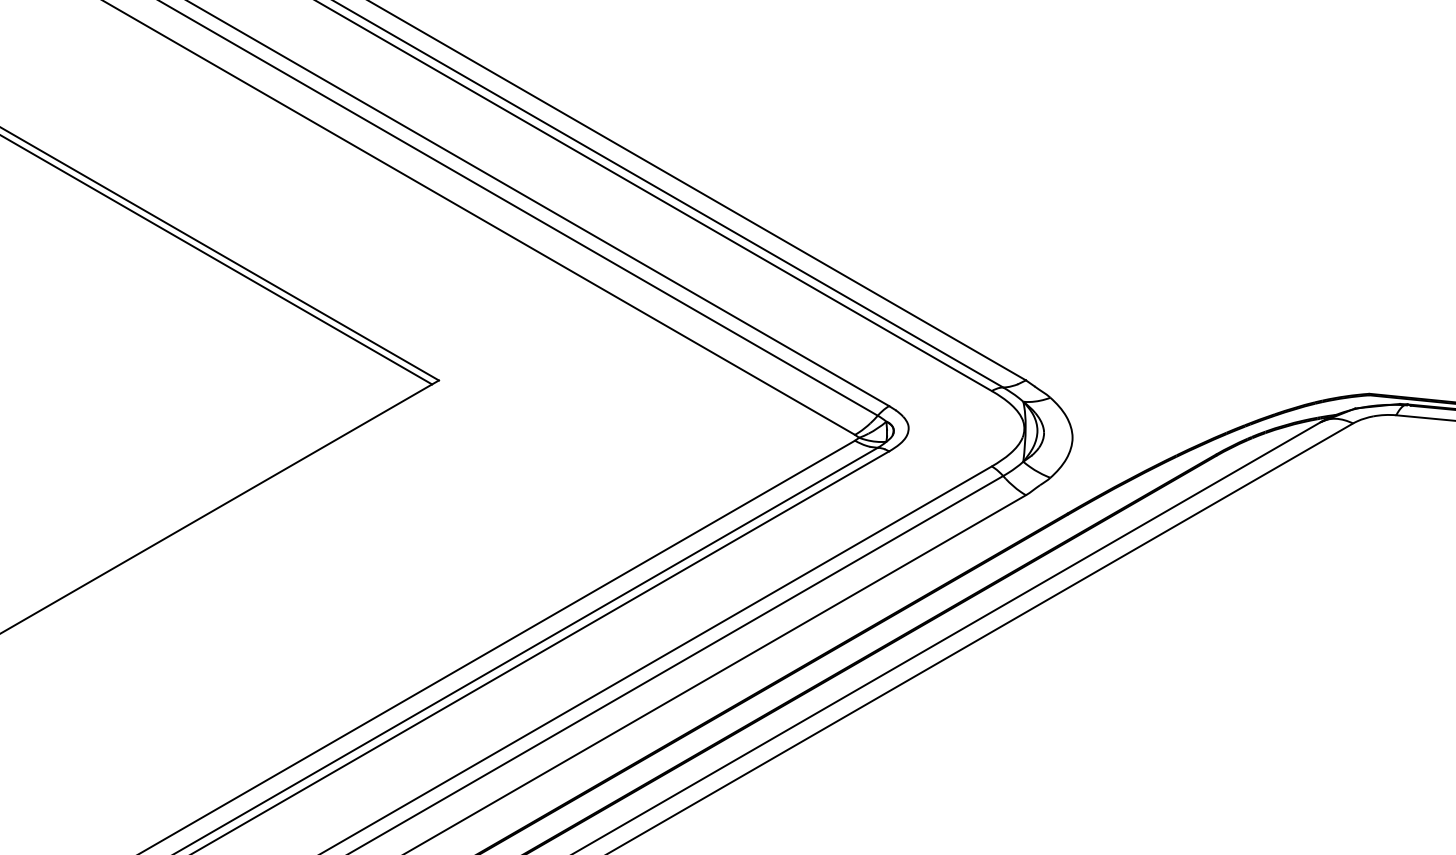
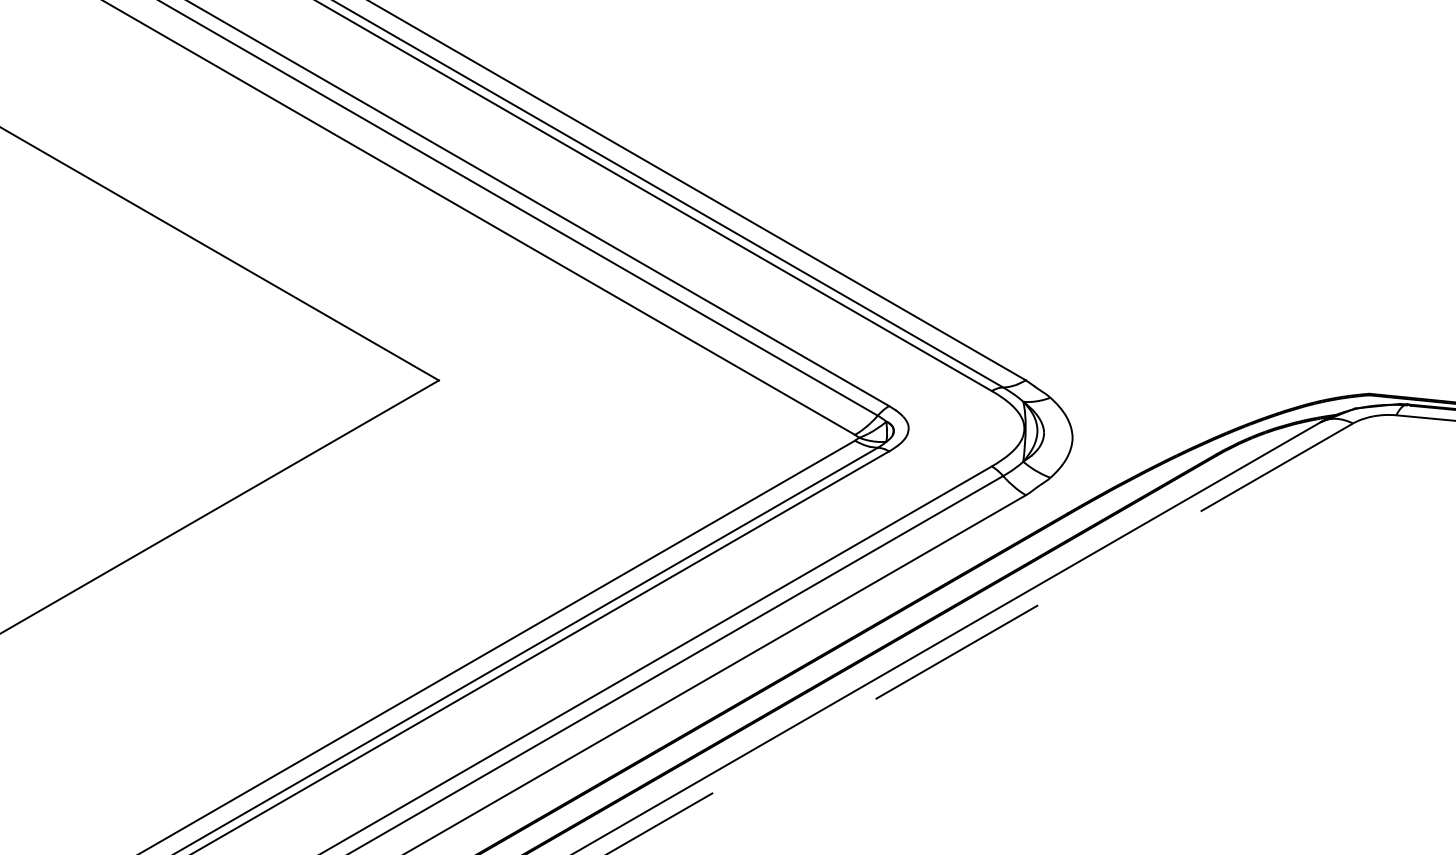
line: present -> none (217, 260)
line: solid -> dashed (979, 638)
